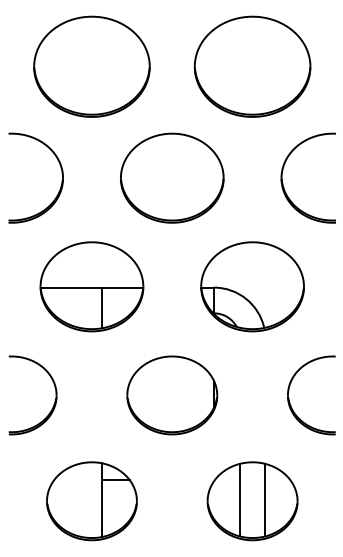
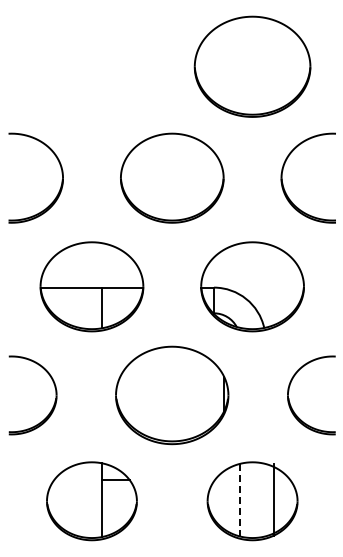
part: present -> none (91, 66)
part size: 93x81 px -> 115x101 px (172, 395)
line position: (265, 499) -> (274, 499) (274, 499)
line: solid -> dashed (239, 500)
